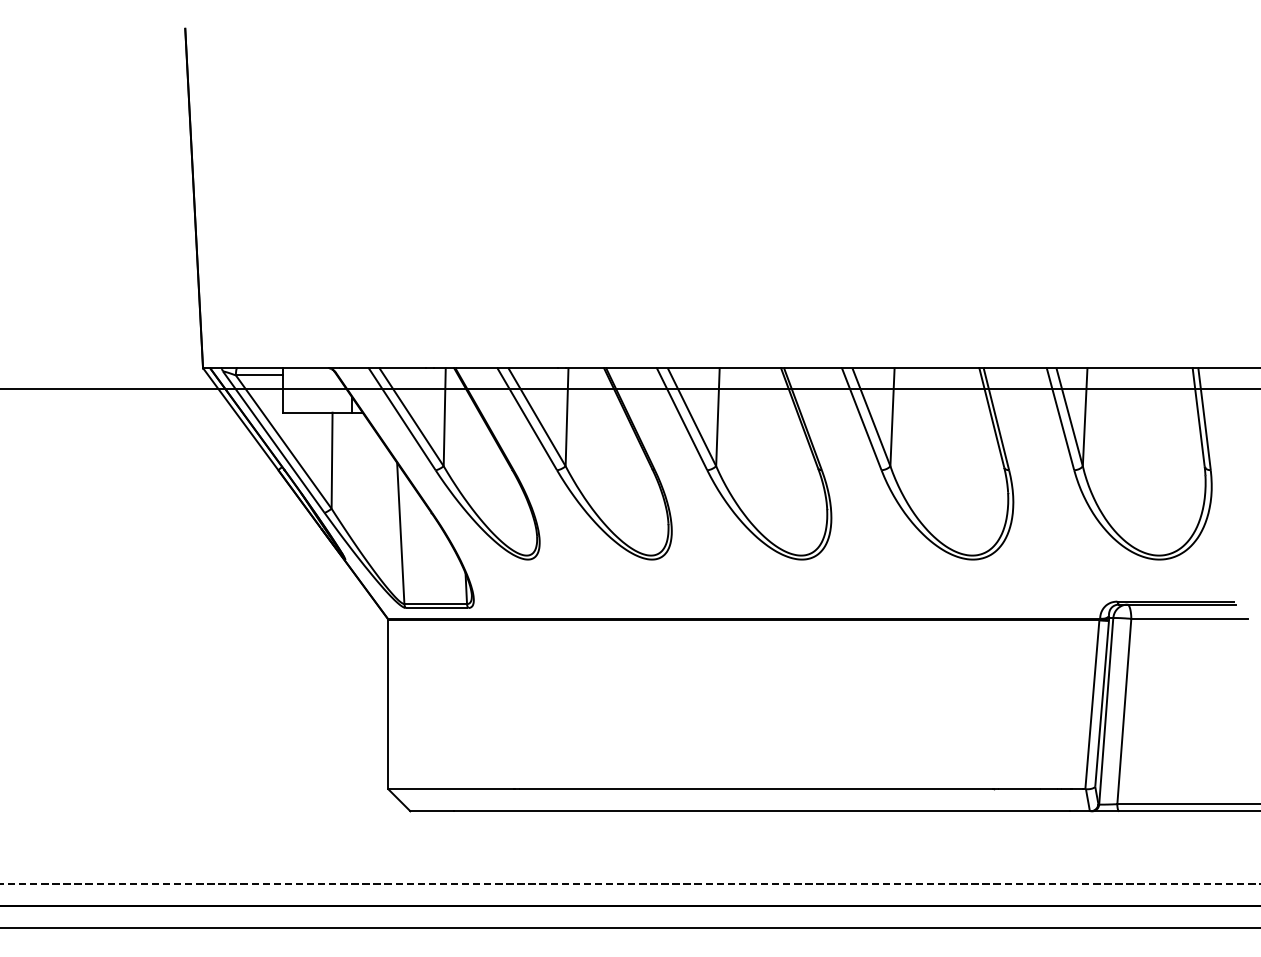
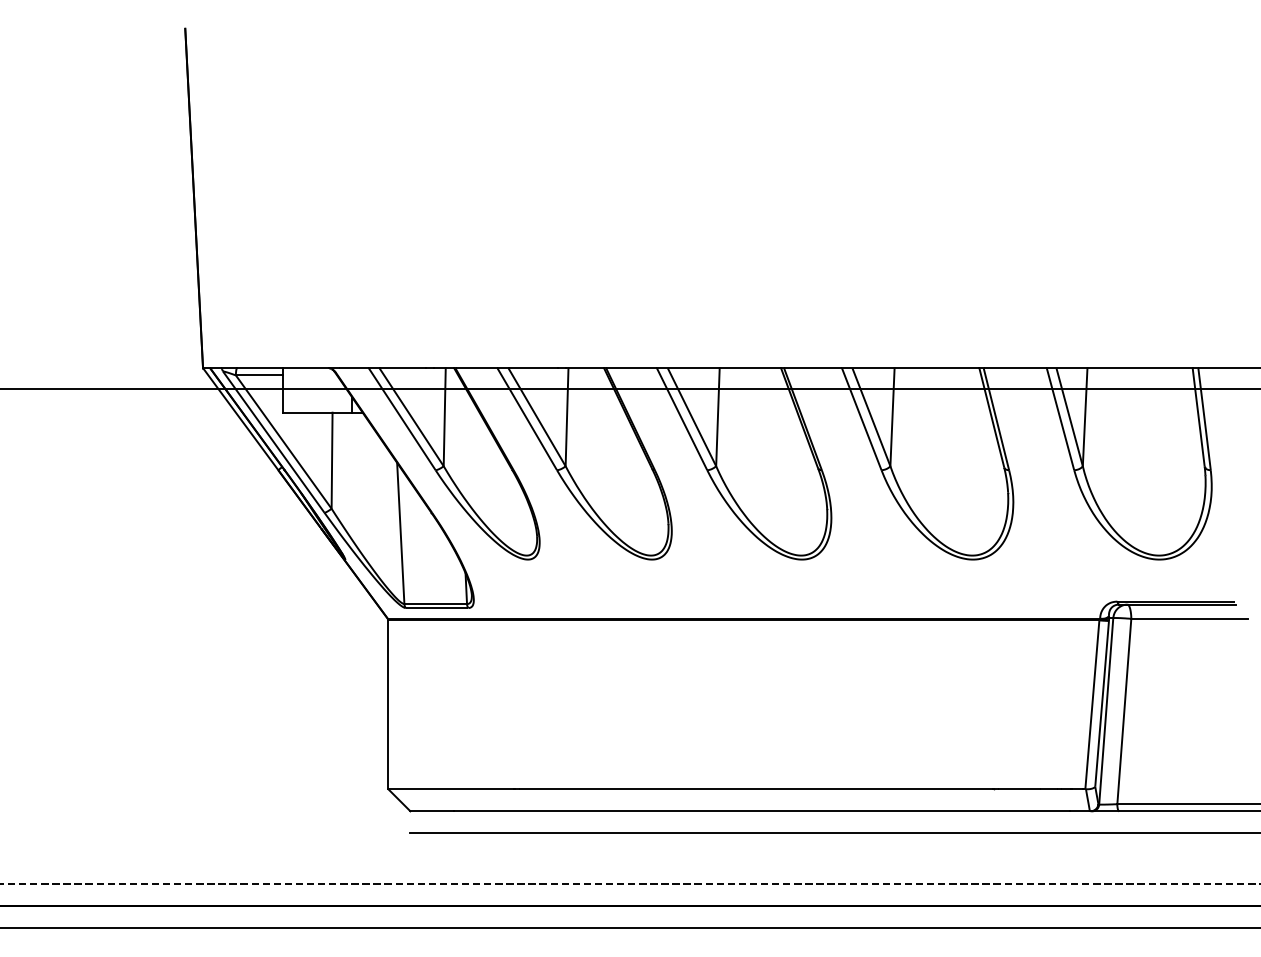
line: none -> present (833, 833)
